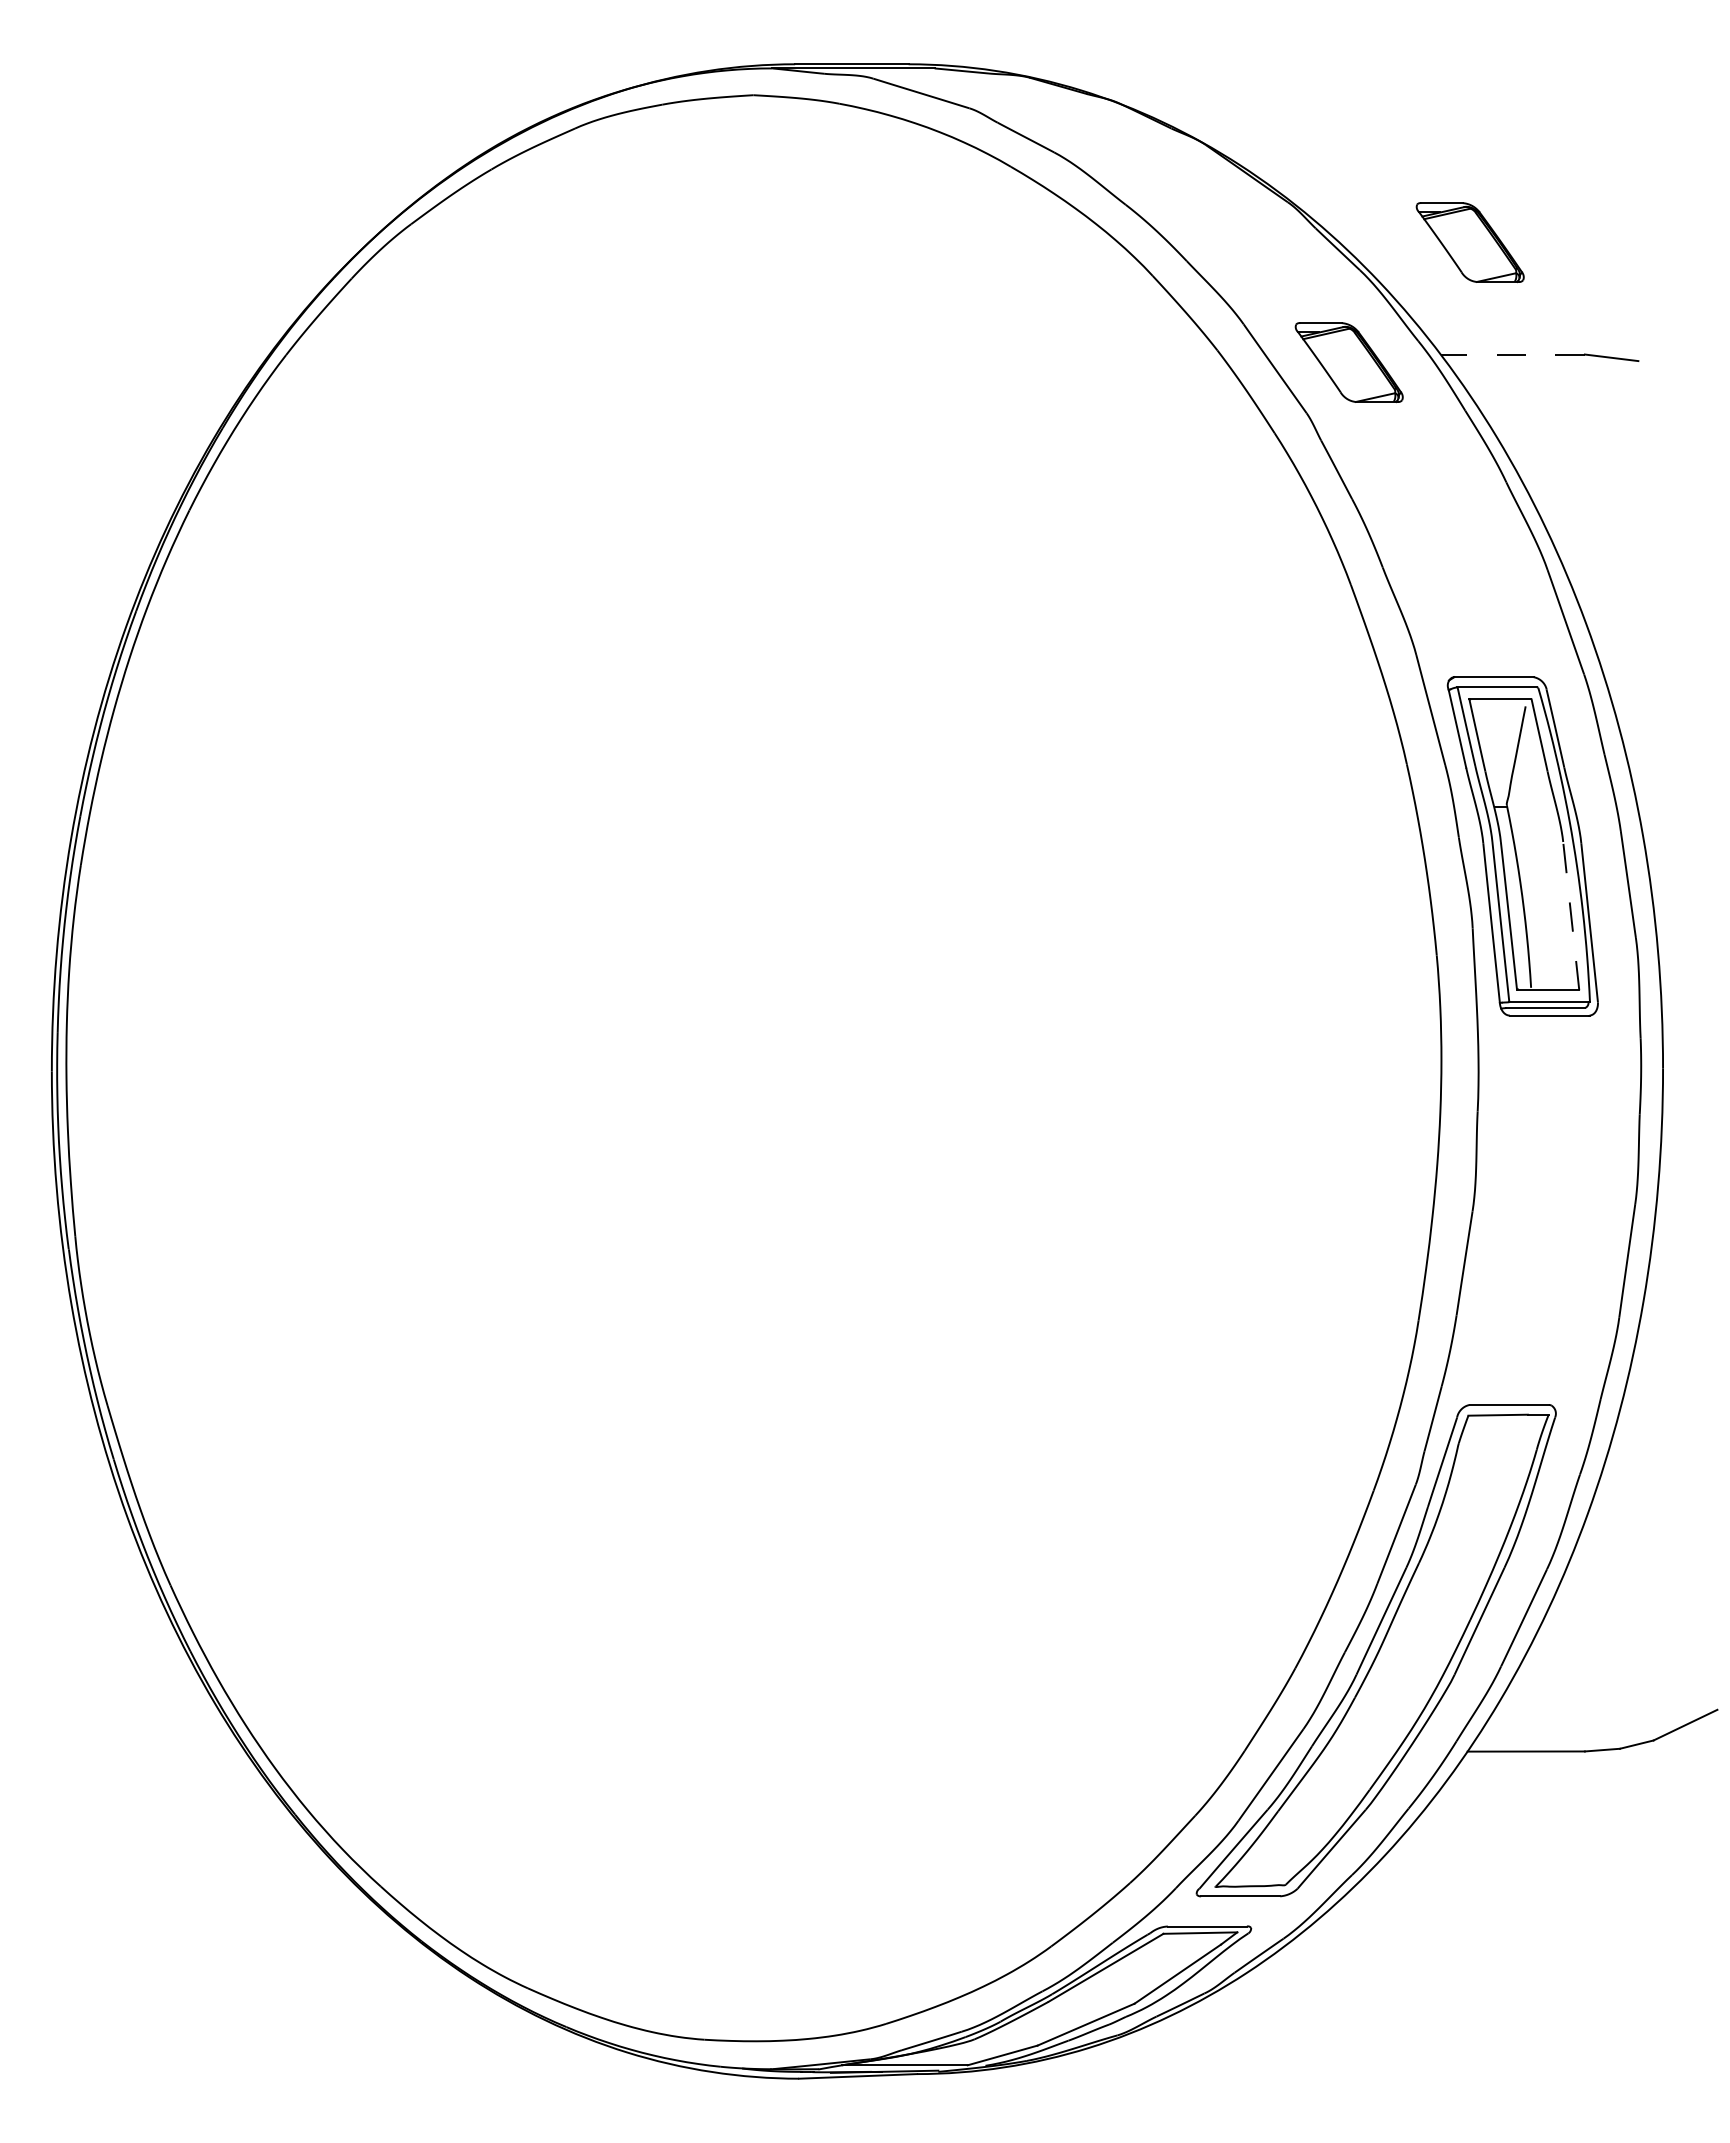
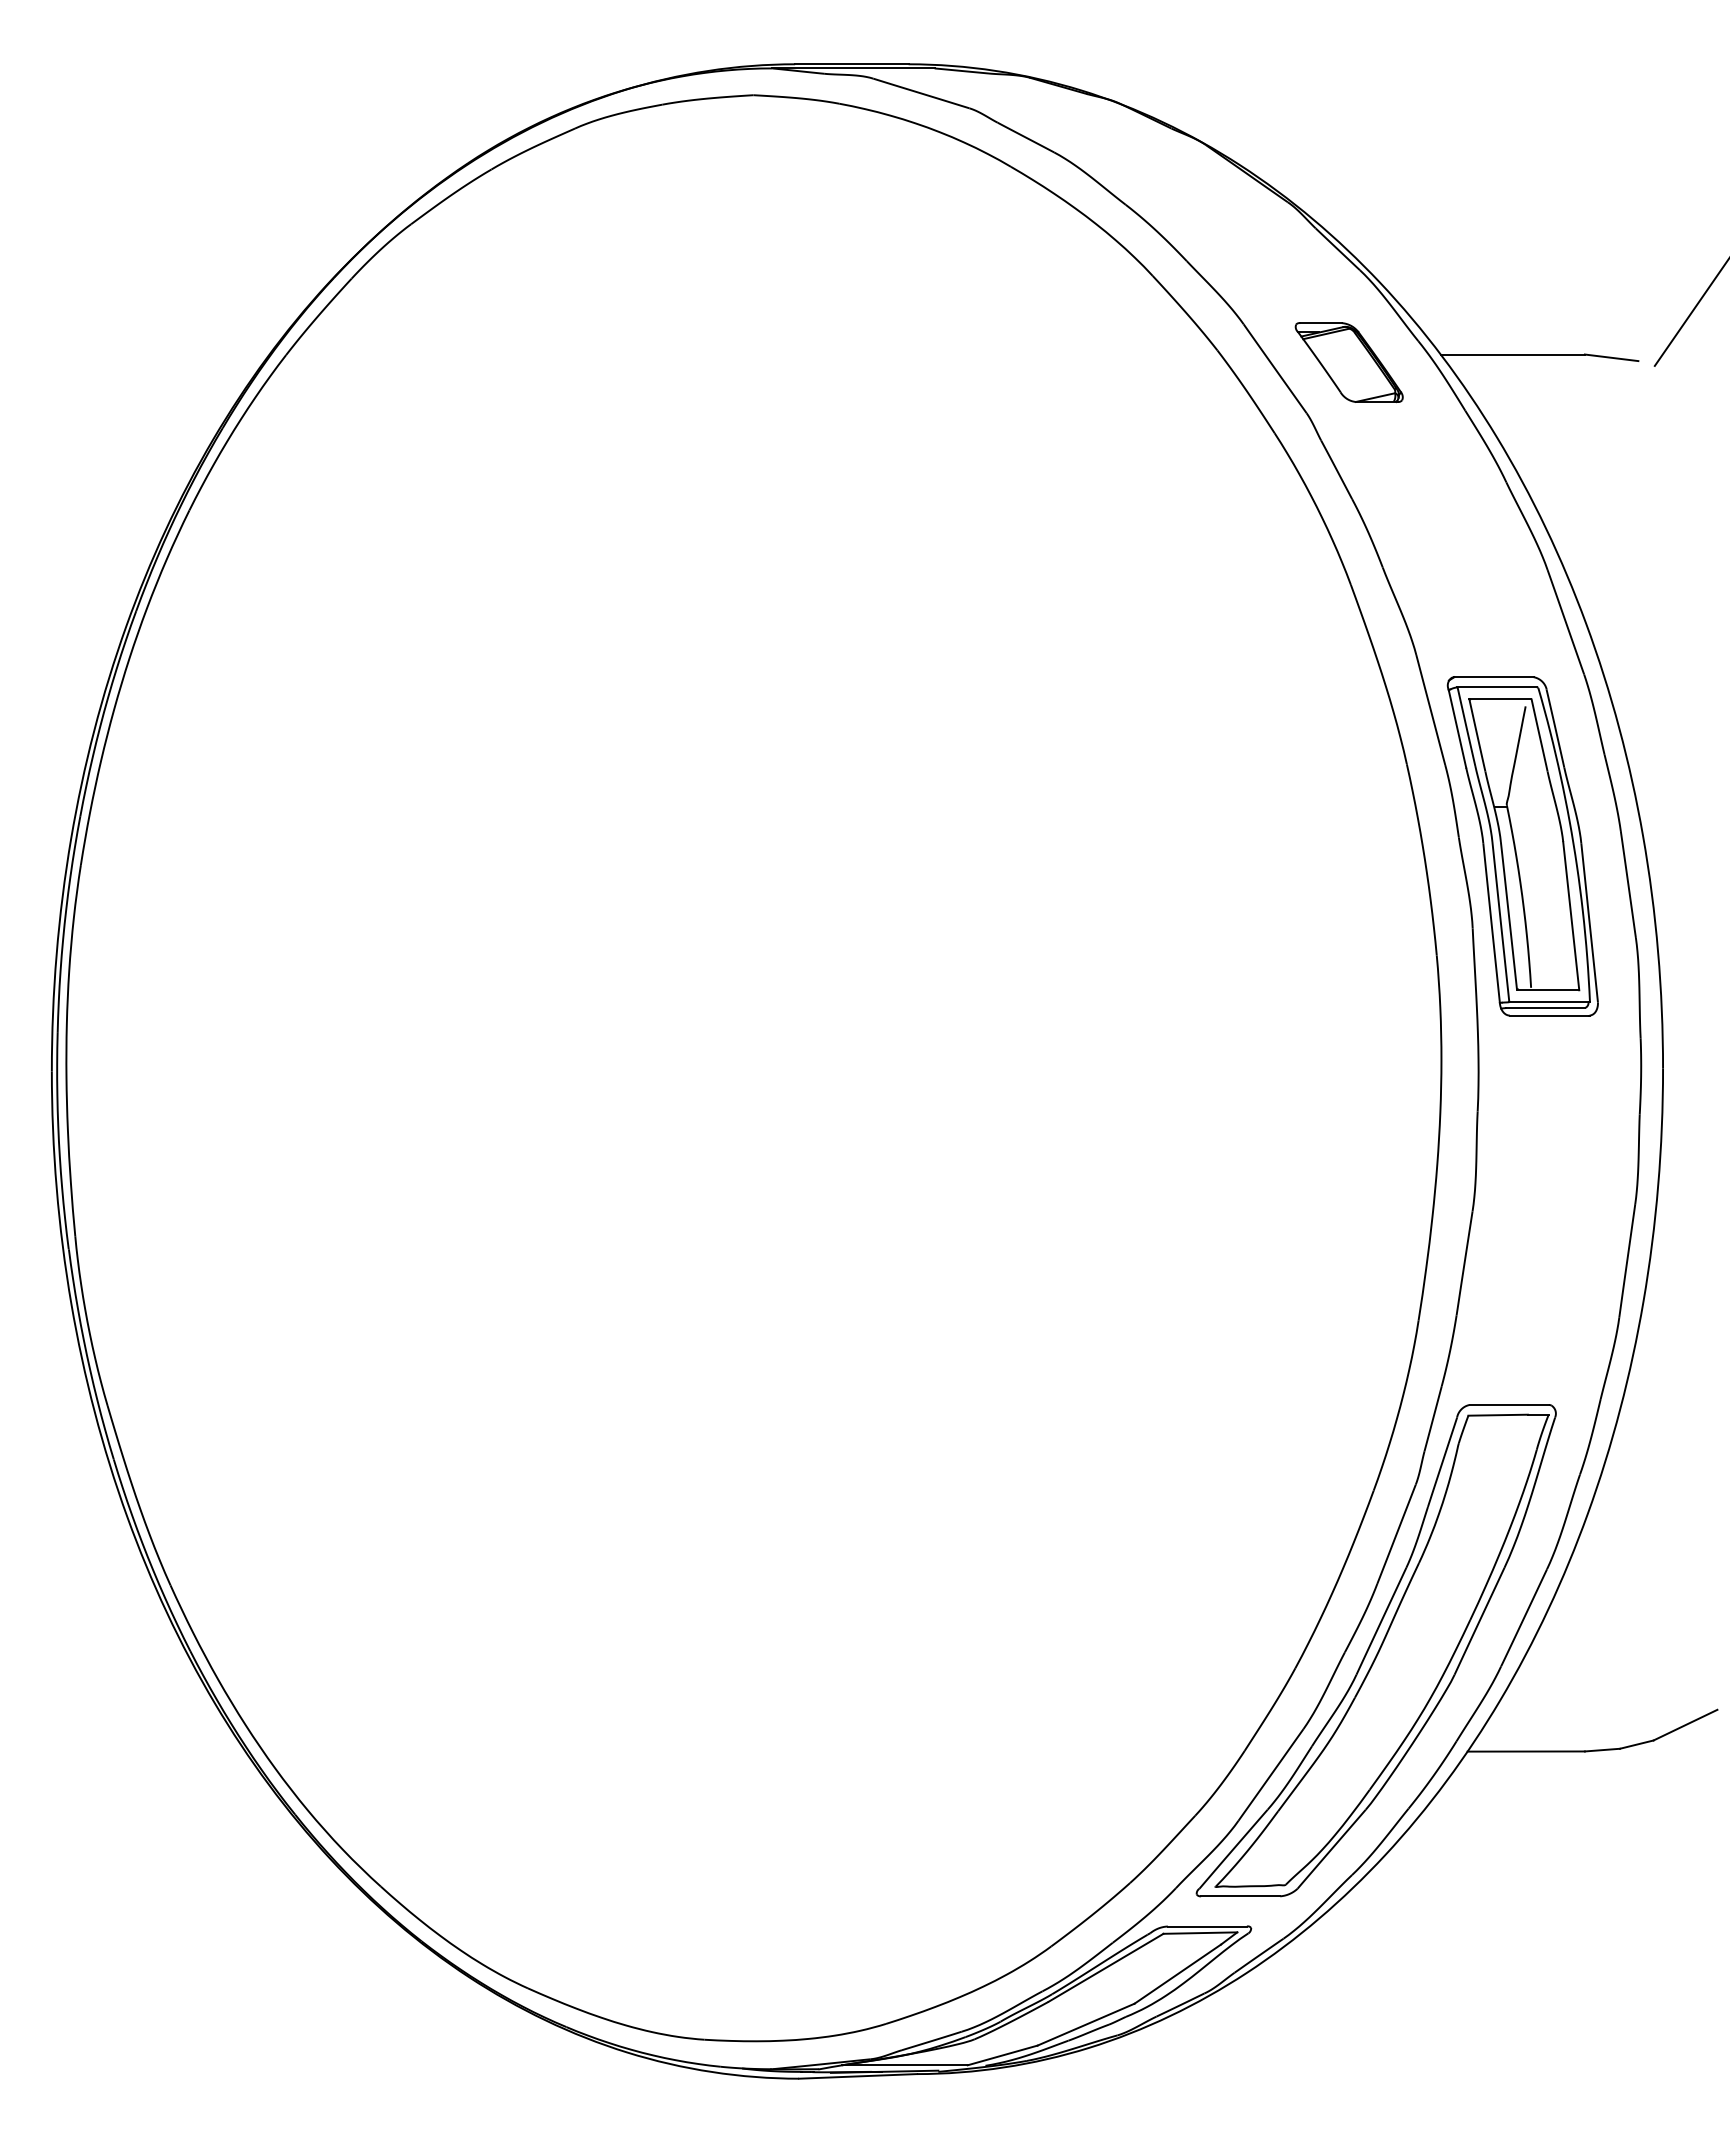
part: present -> none (1469, 242)
line: none -> present (1690, 313)
line: dashed -> solid (1512, 354)
line: dashed -> solid (1571, 916)
